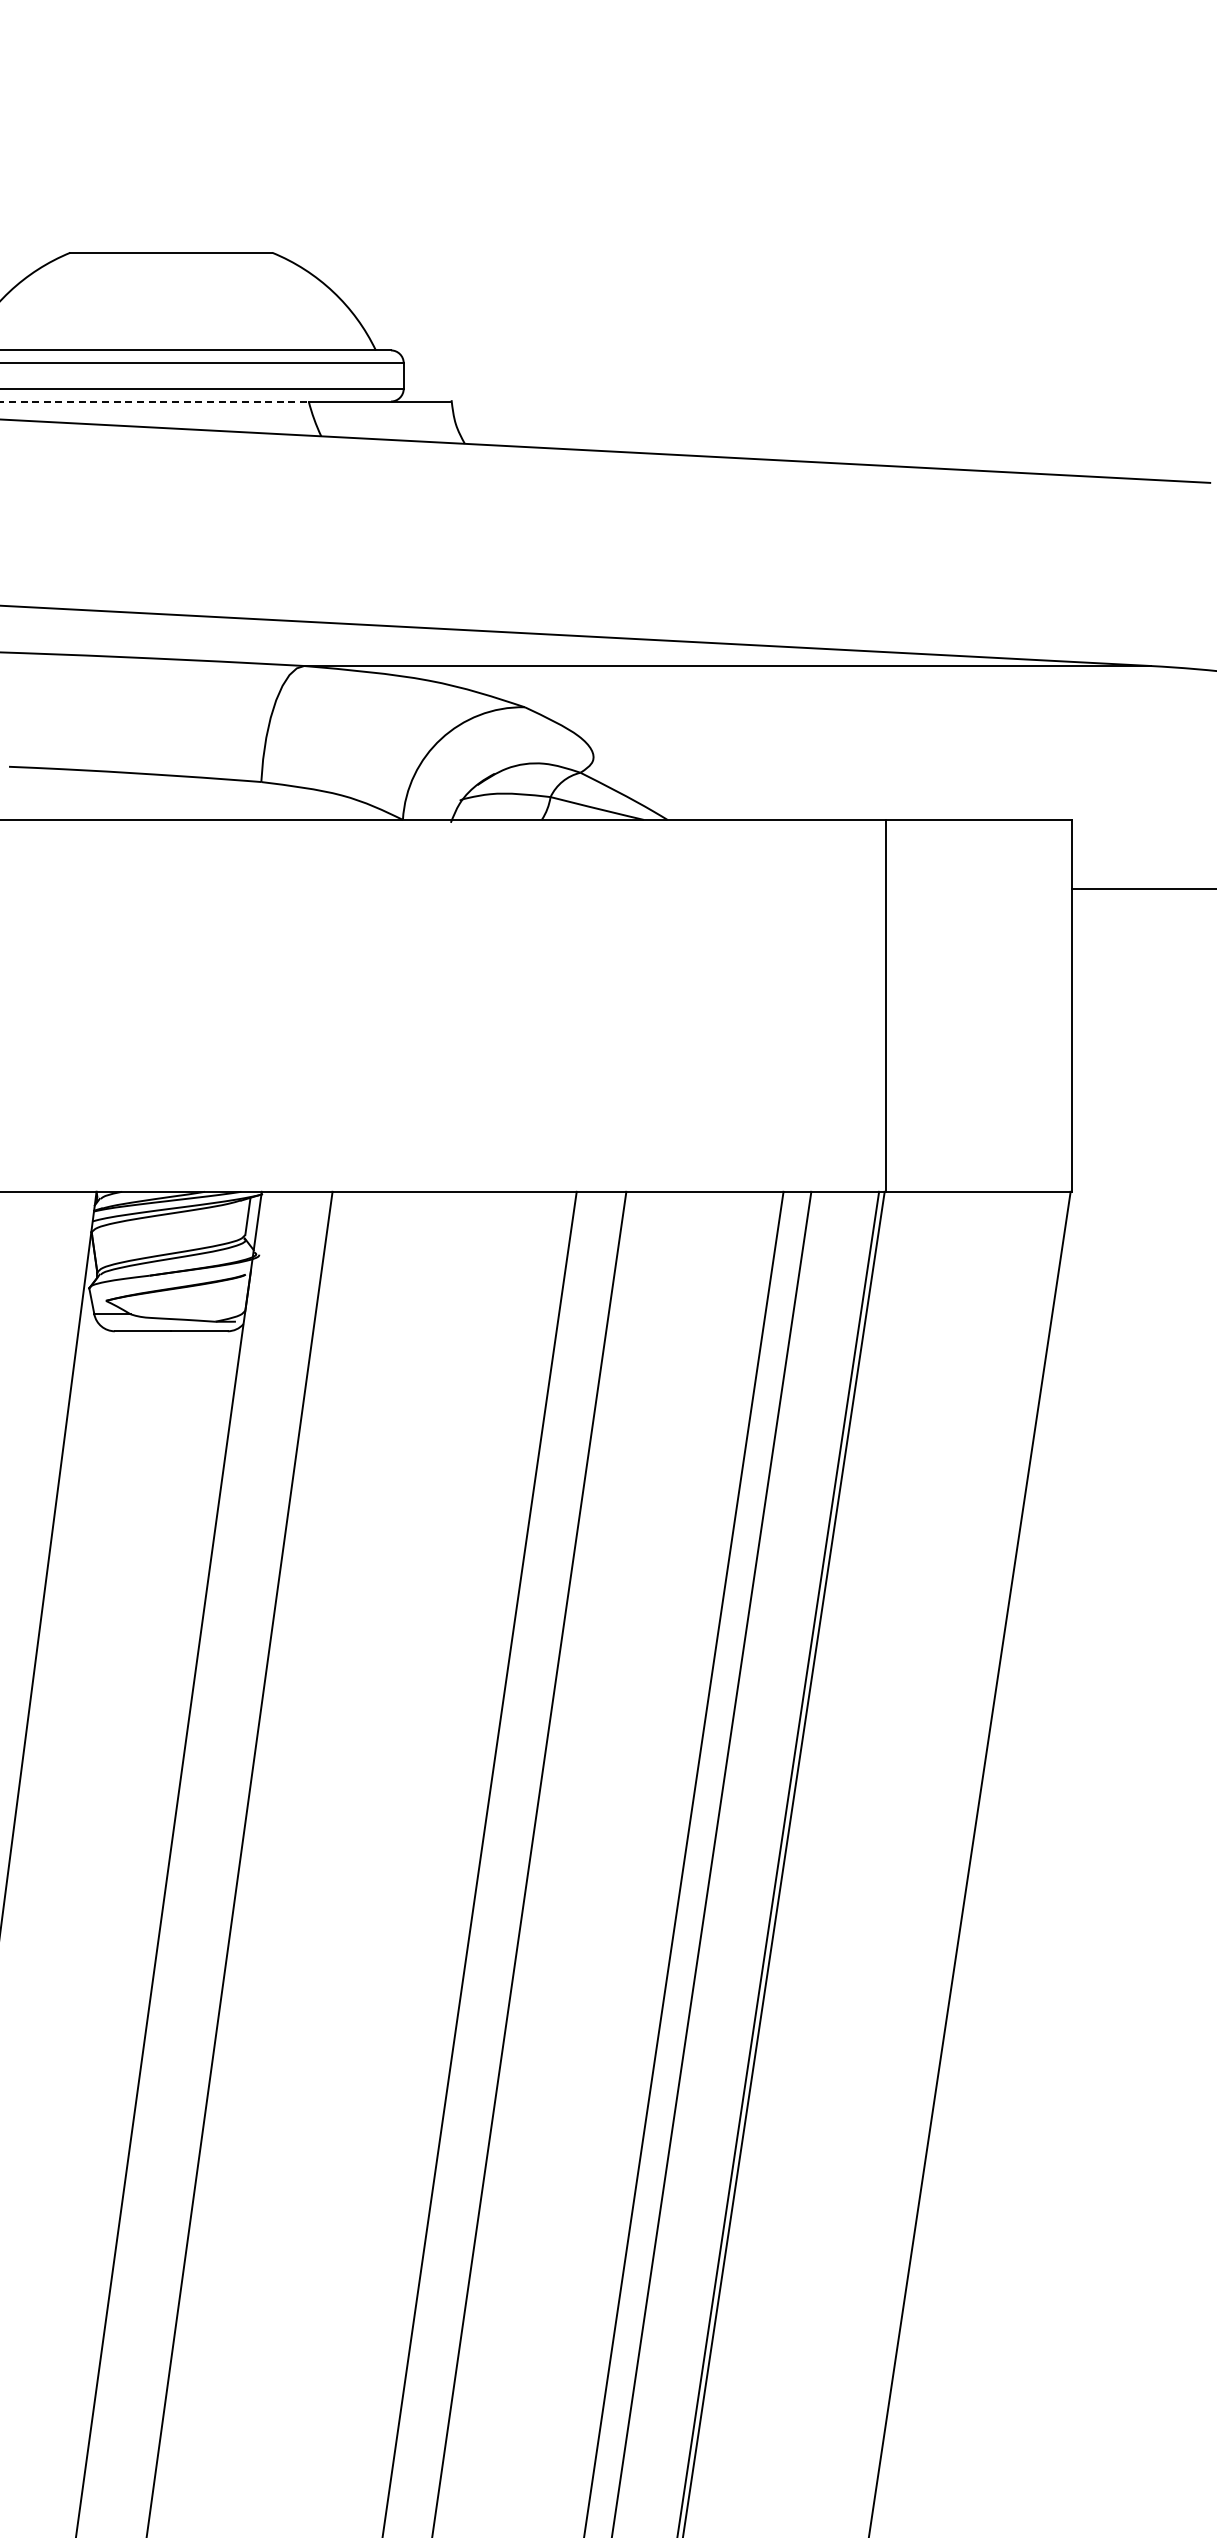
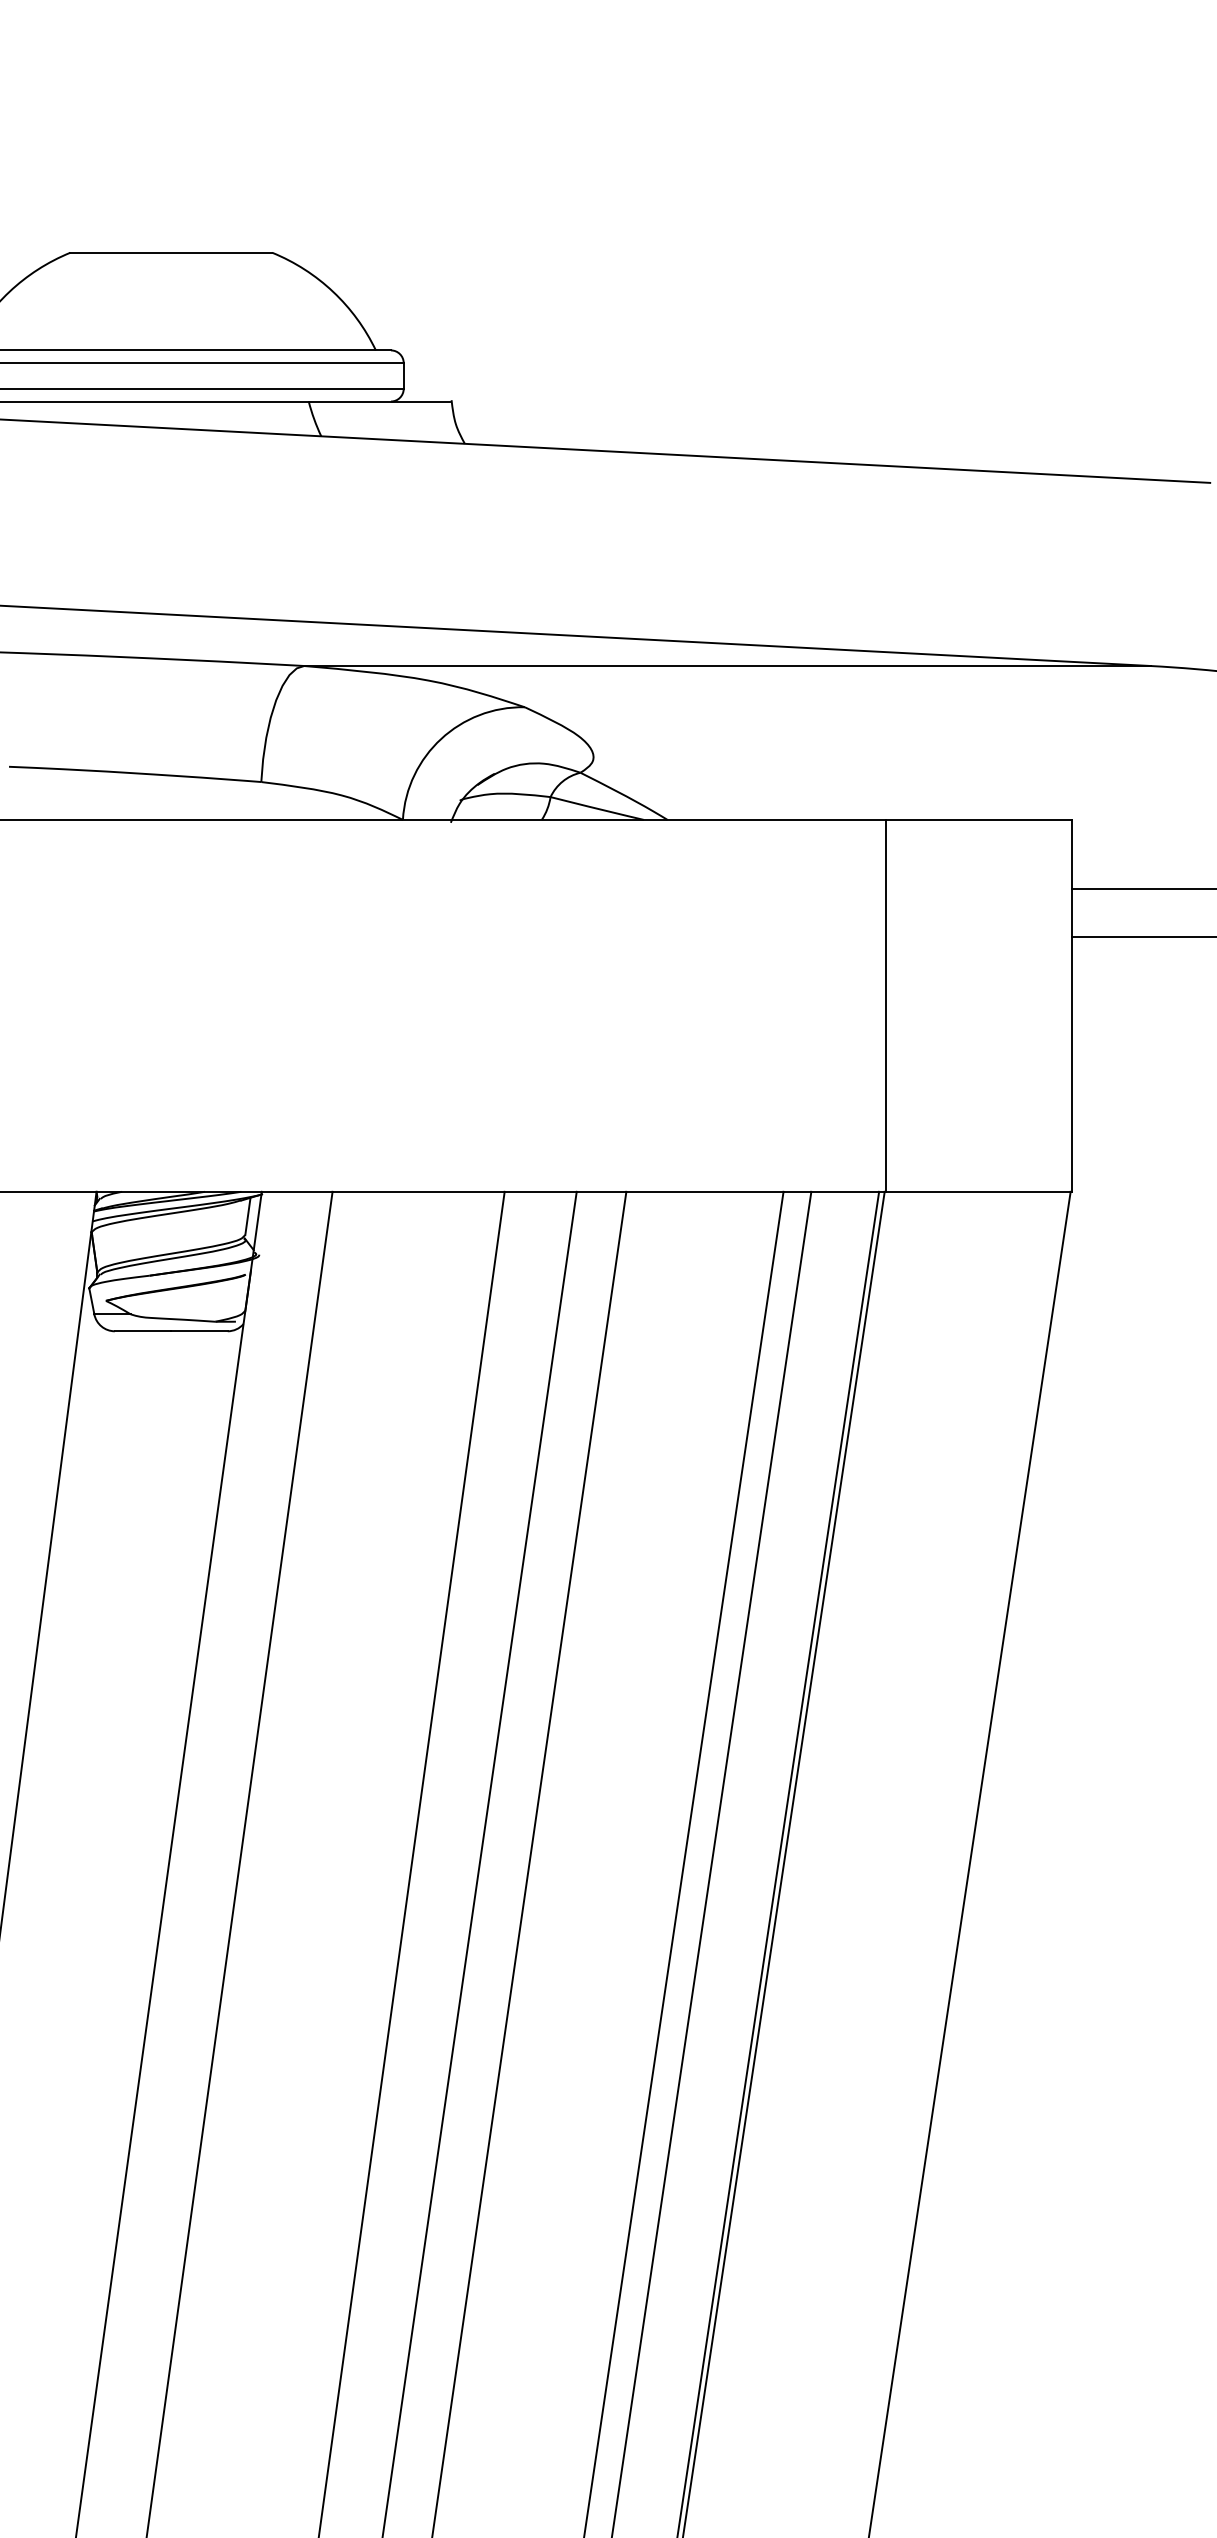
line: dashed -> solid (155, 401)
line: none -> present (1142, 936)
line: none -> present (411, 1862)
